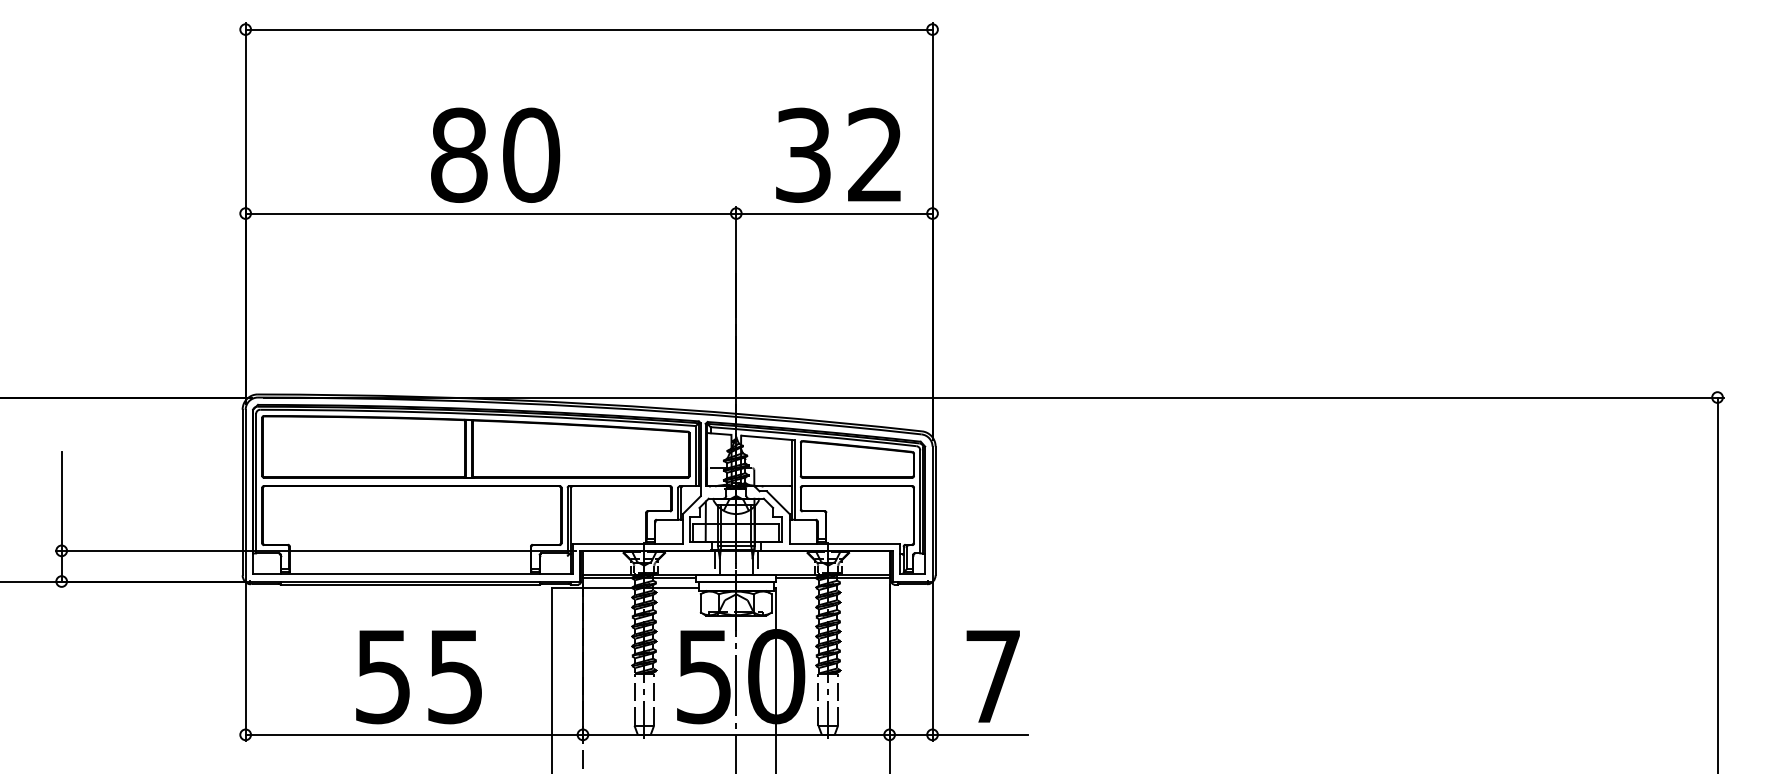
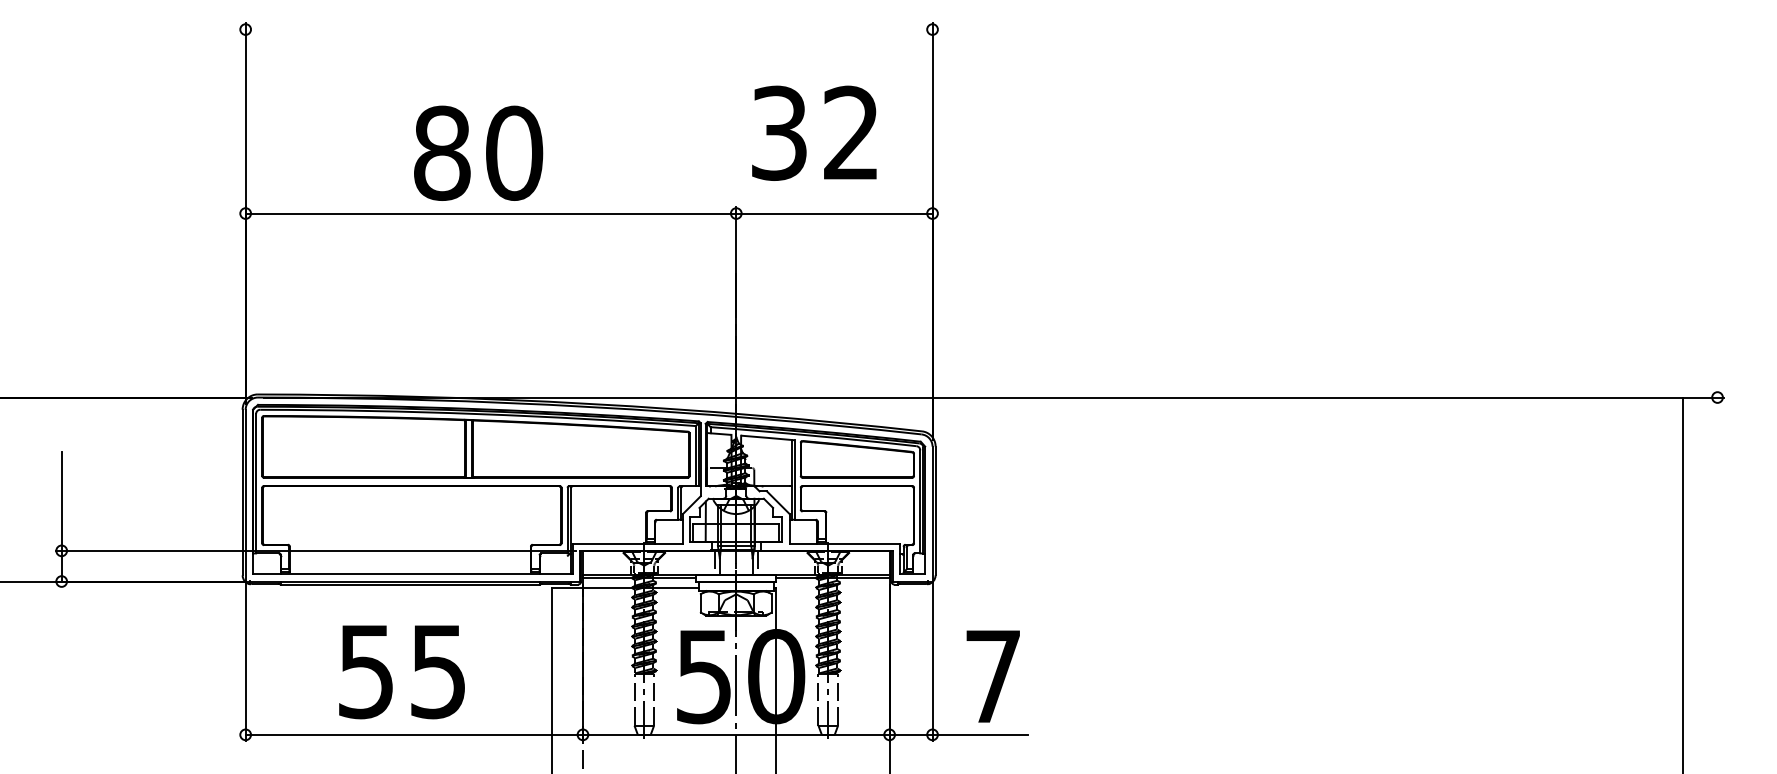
line: present -> none (588, 29)
text position: (495, 154) -> (478, 152) (478, 152)
text position: (838, 154) -> (814, 132) (814, 132)
line position: (1717, 583) -> (1682, 583) (1682, 583)
text position: (418, 677) -> (401, 672) (401, 672)
